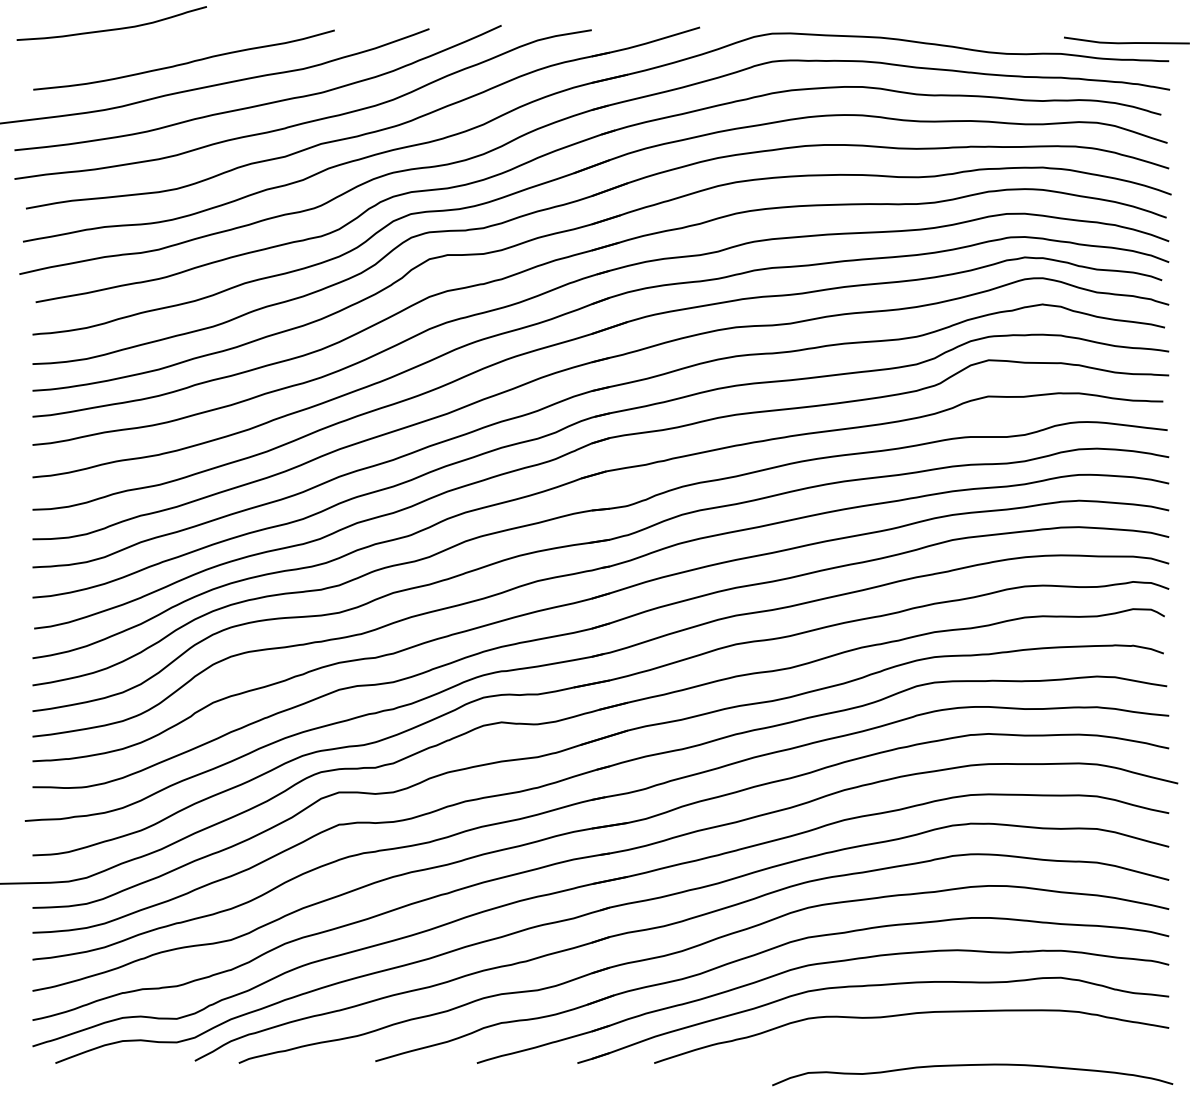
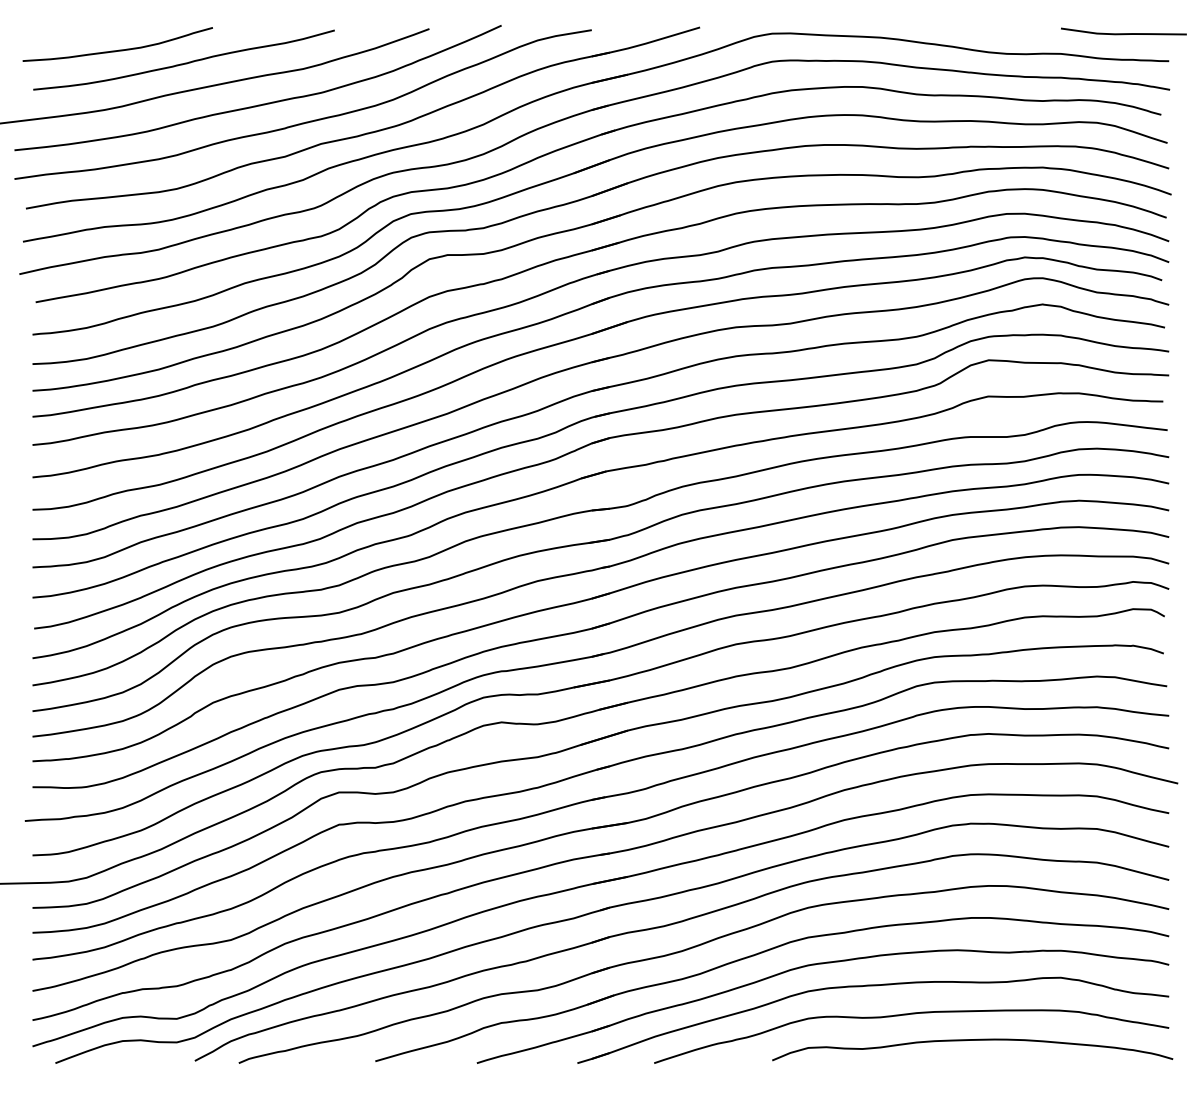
curve position: (112, 28) -> (118, 49) (118, 49)
curve position: (1126, 42) -> (1123, 33) (1123, 33)
curve position: (972, 1065) -> (972, 1040) (972, 1040)
